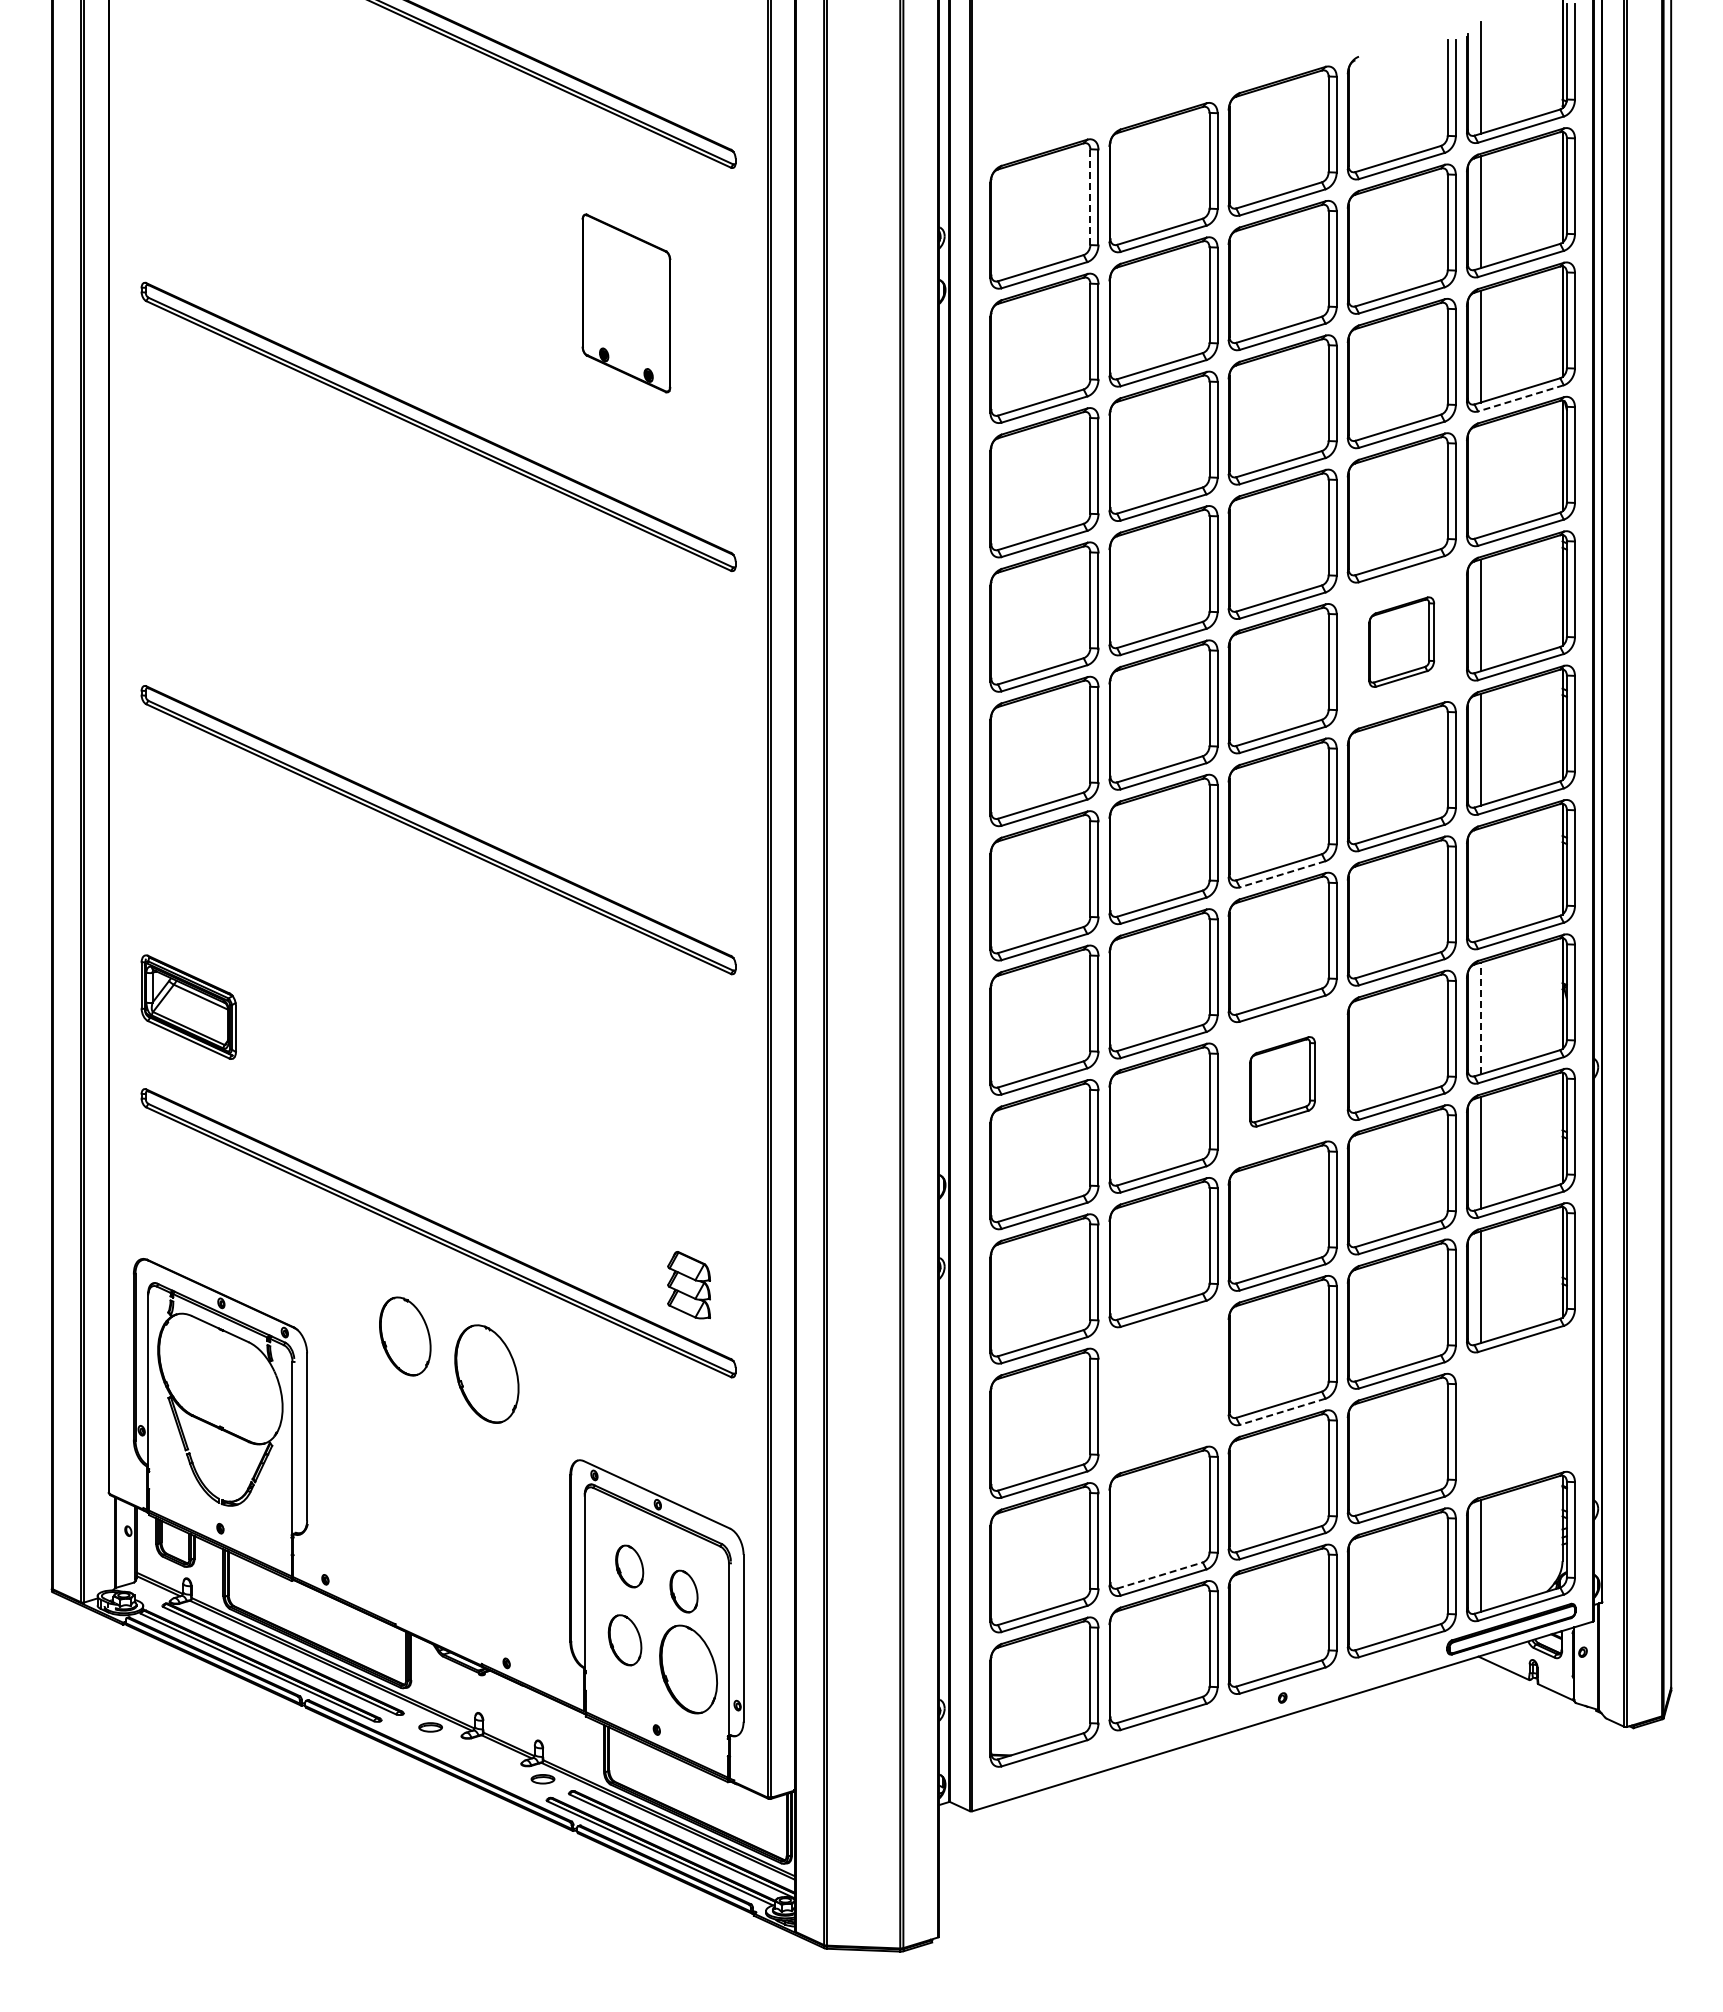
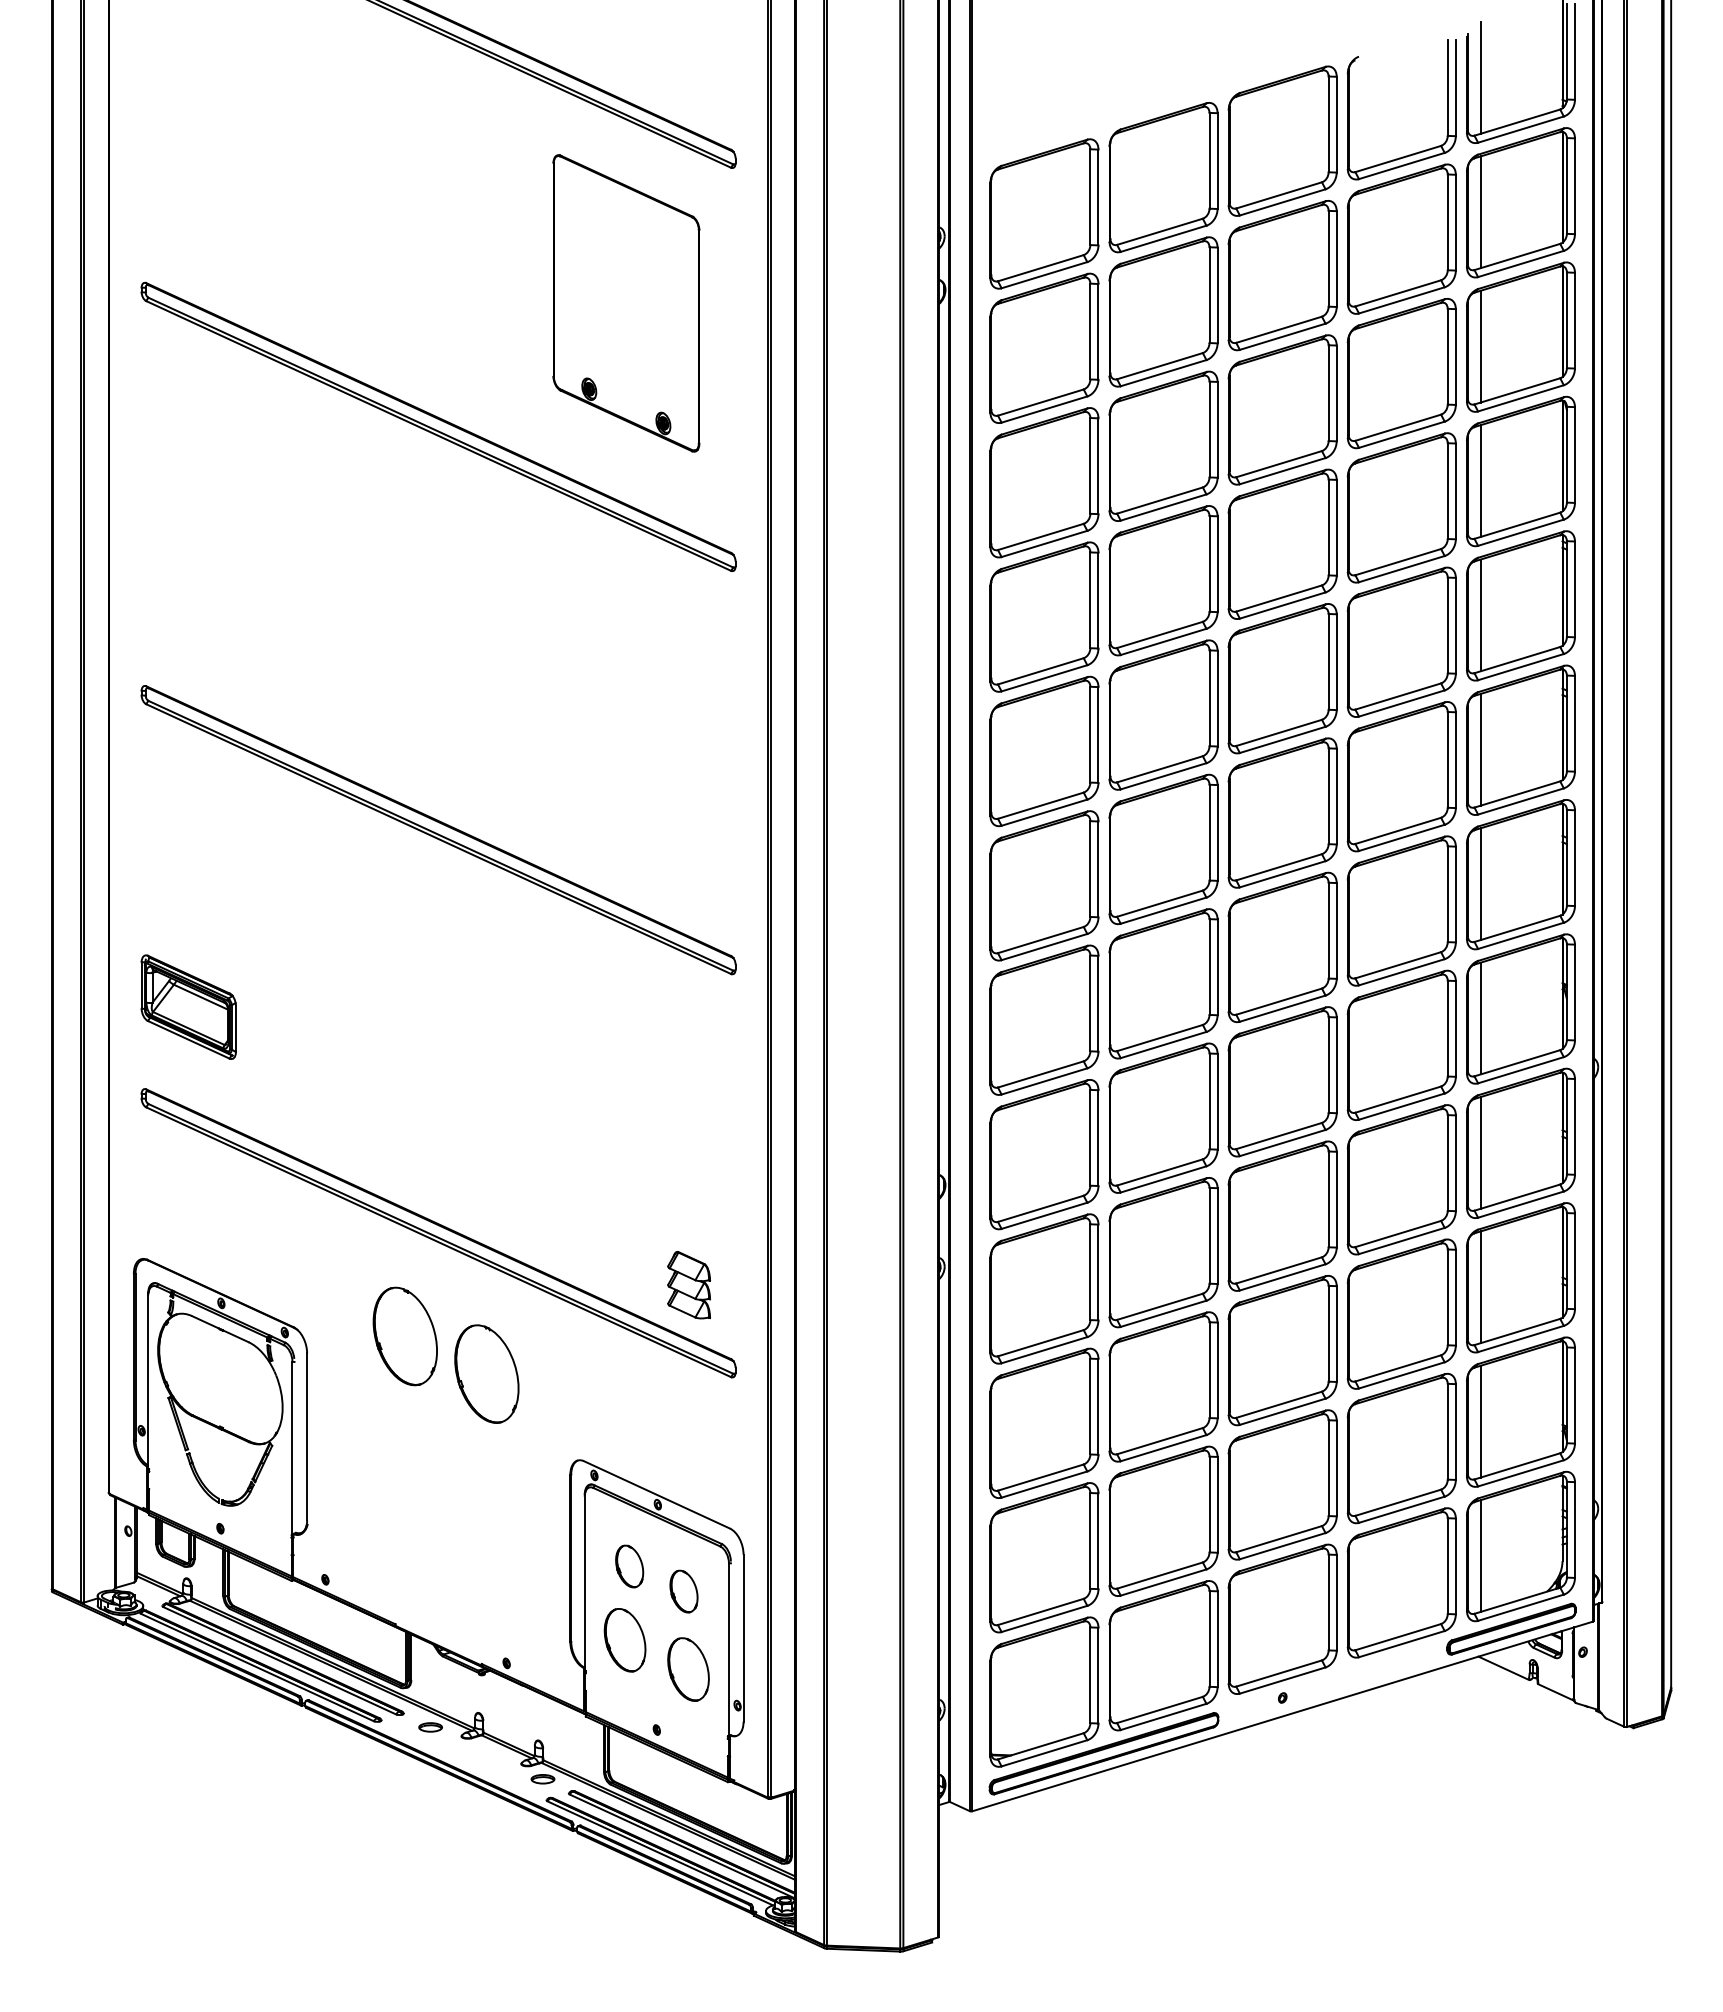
line: dashed -> solid (1090, 197)
part size: 91x181 px -> 149x299 px (626, 303)
line: dashed -> solid (1520, 398)
line: none -> present (1480, 480)
part size: 67x92 px -> 111x152 px (1401, 641)
line: dashed -> solid (1282, 874)
line: none -> present (1480, 884)
line: dashed -> solid (1480, 1018)
part size: 67x92 px -> 111x152 px (1282, 1081)
part size: 53x81 px -> 66x101 px (404, 1336)
part: none -> present (1163, 1386)
line: dashed -> solid (1282, 1411)
part: none -> present (1520, 1411)
line: dashed -> solid (1159, 1575)
part size: 36x53 px -> 44x65 px (624, 1640)
part size: 59x91 px -> 43x65 px (688, 1669)
part: none -> present (1103, 1753)
